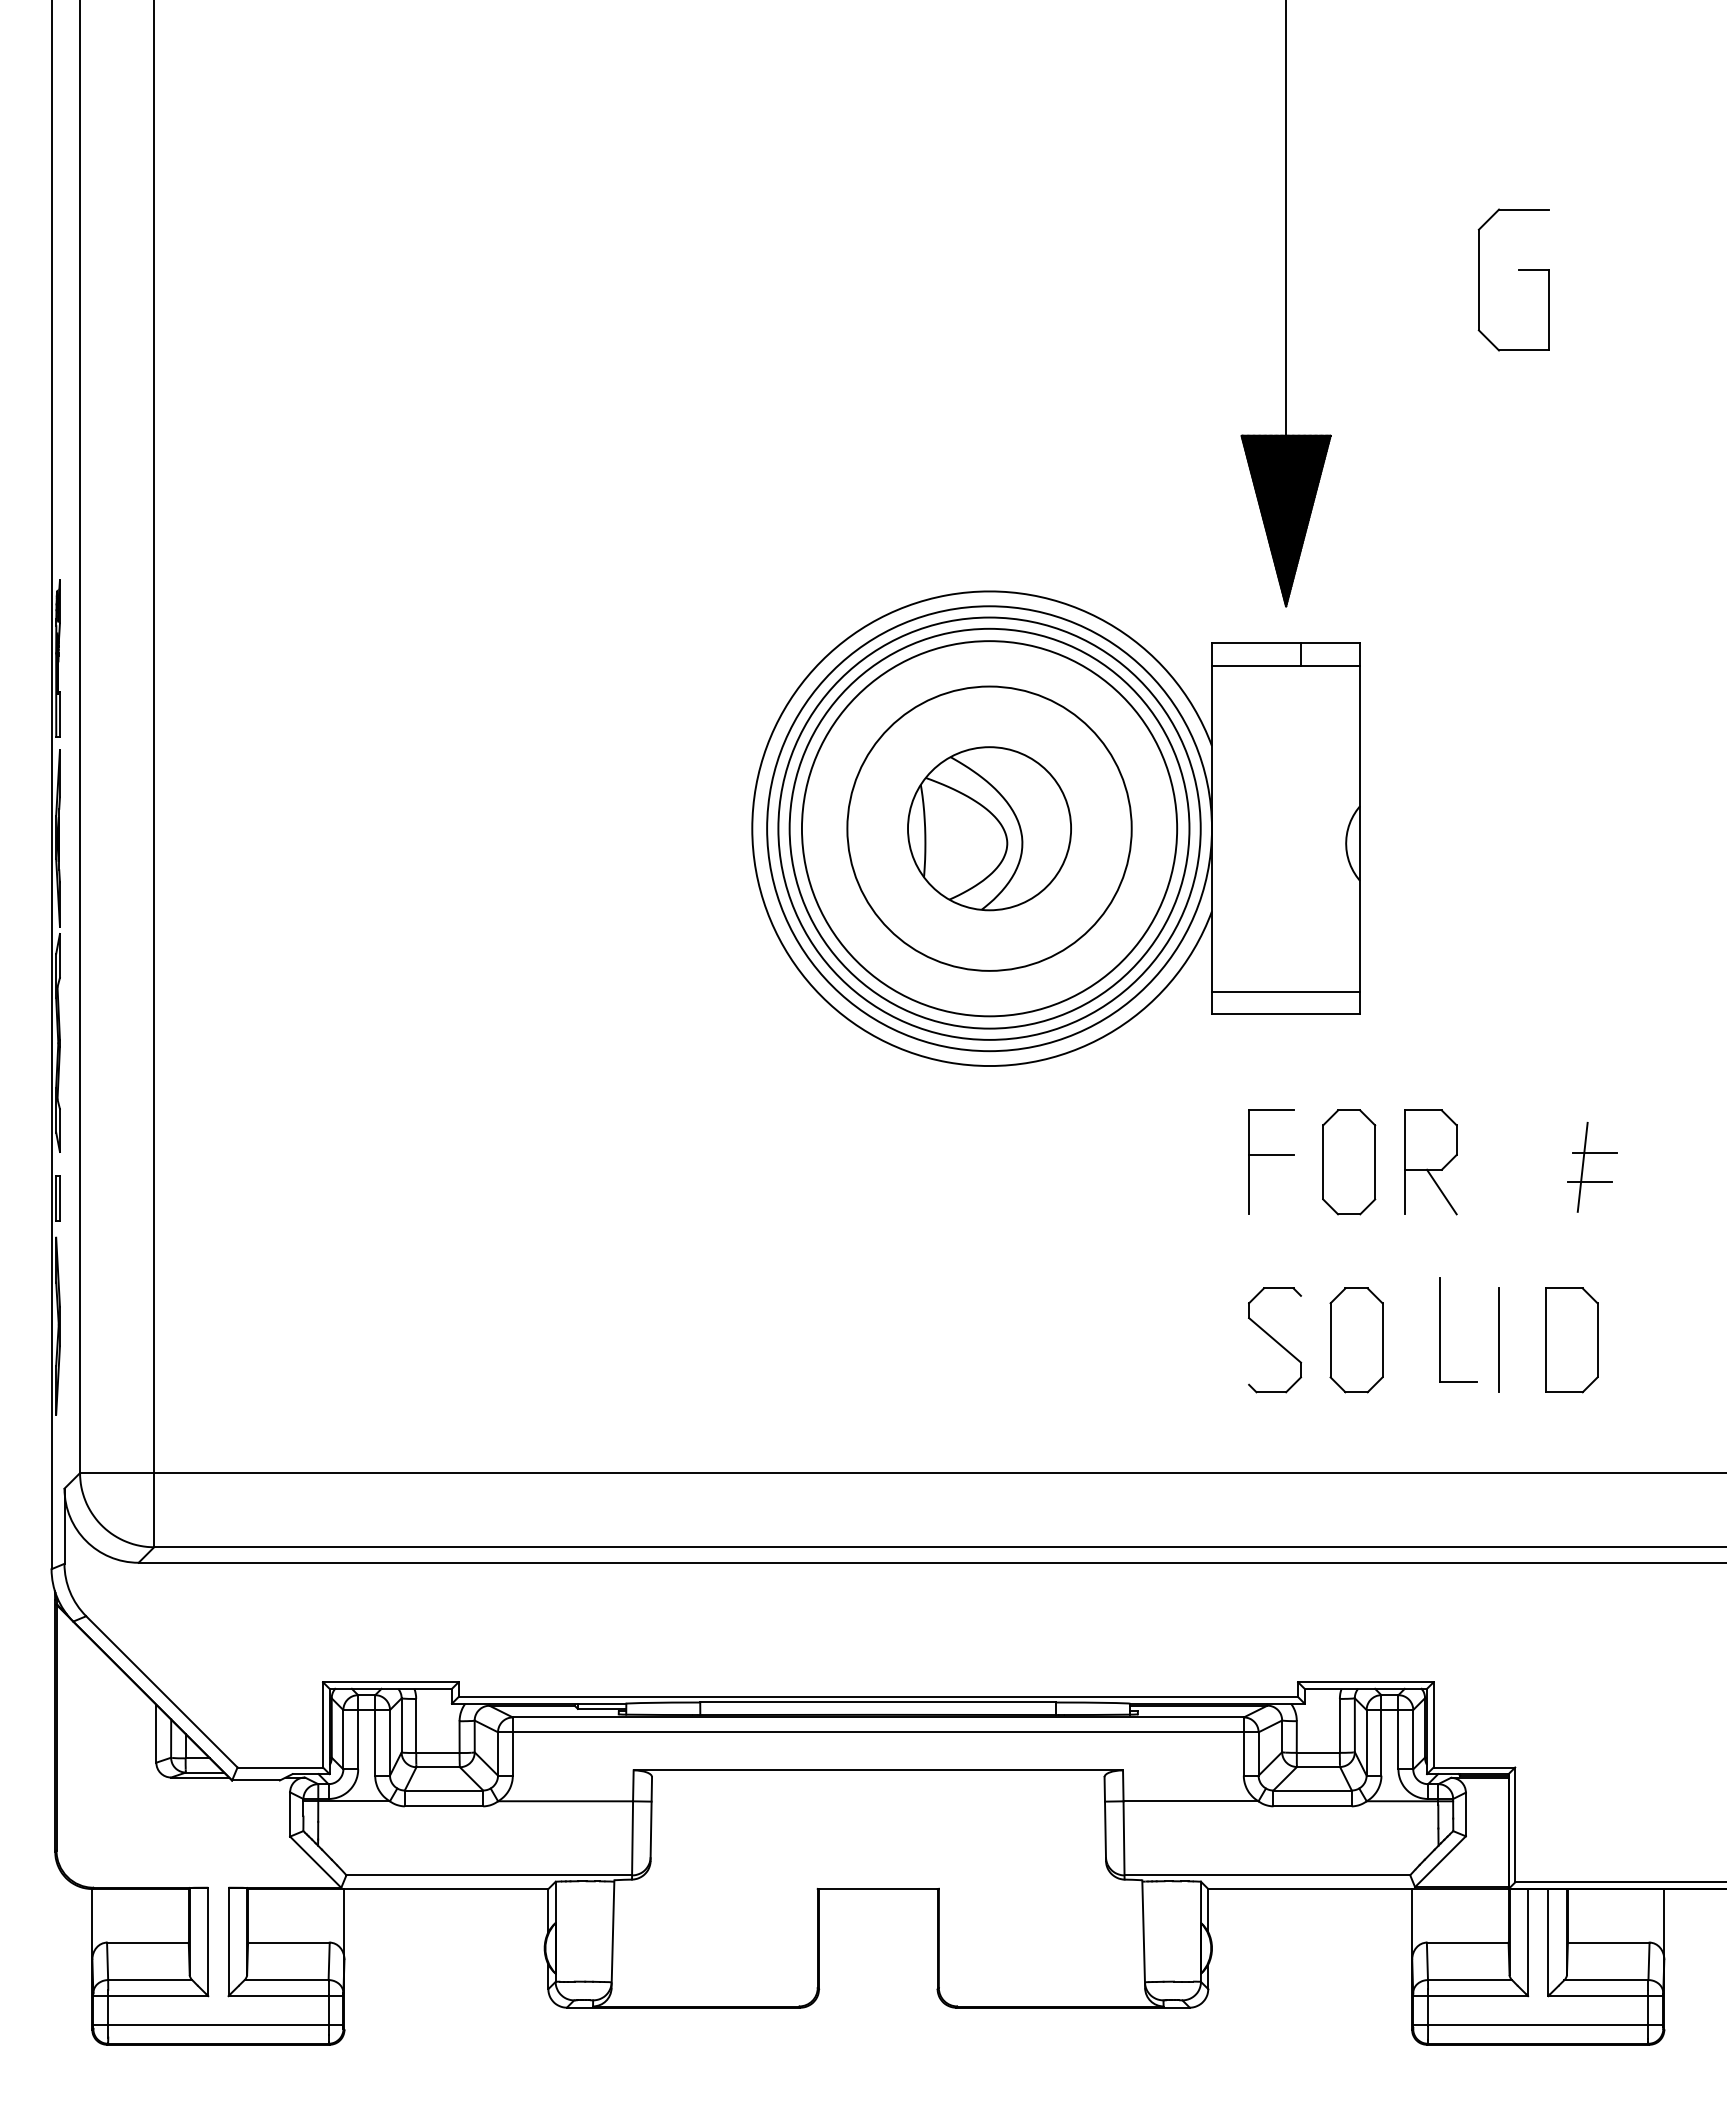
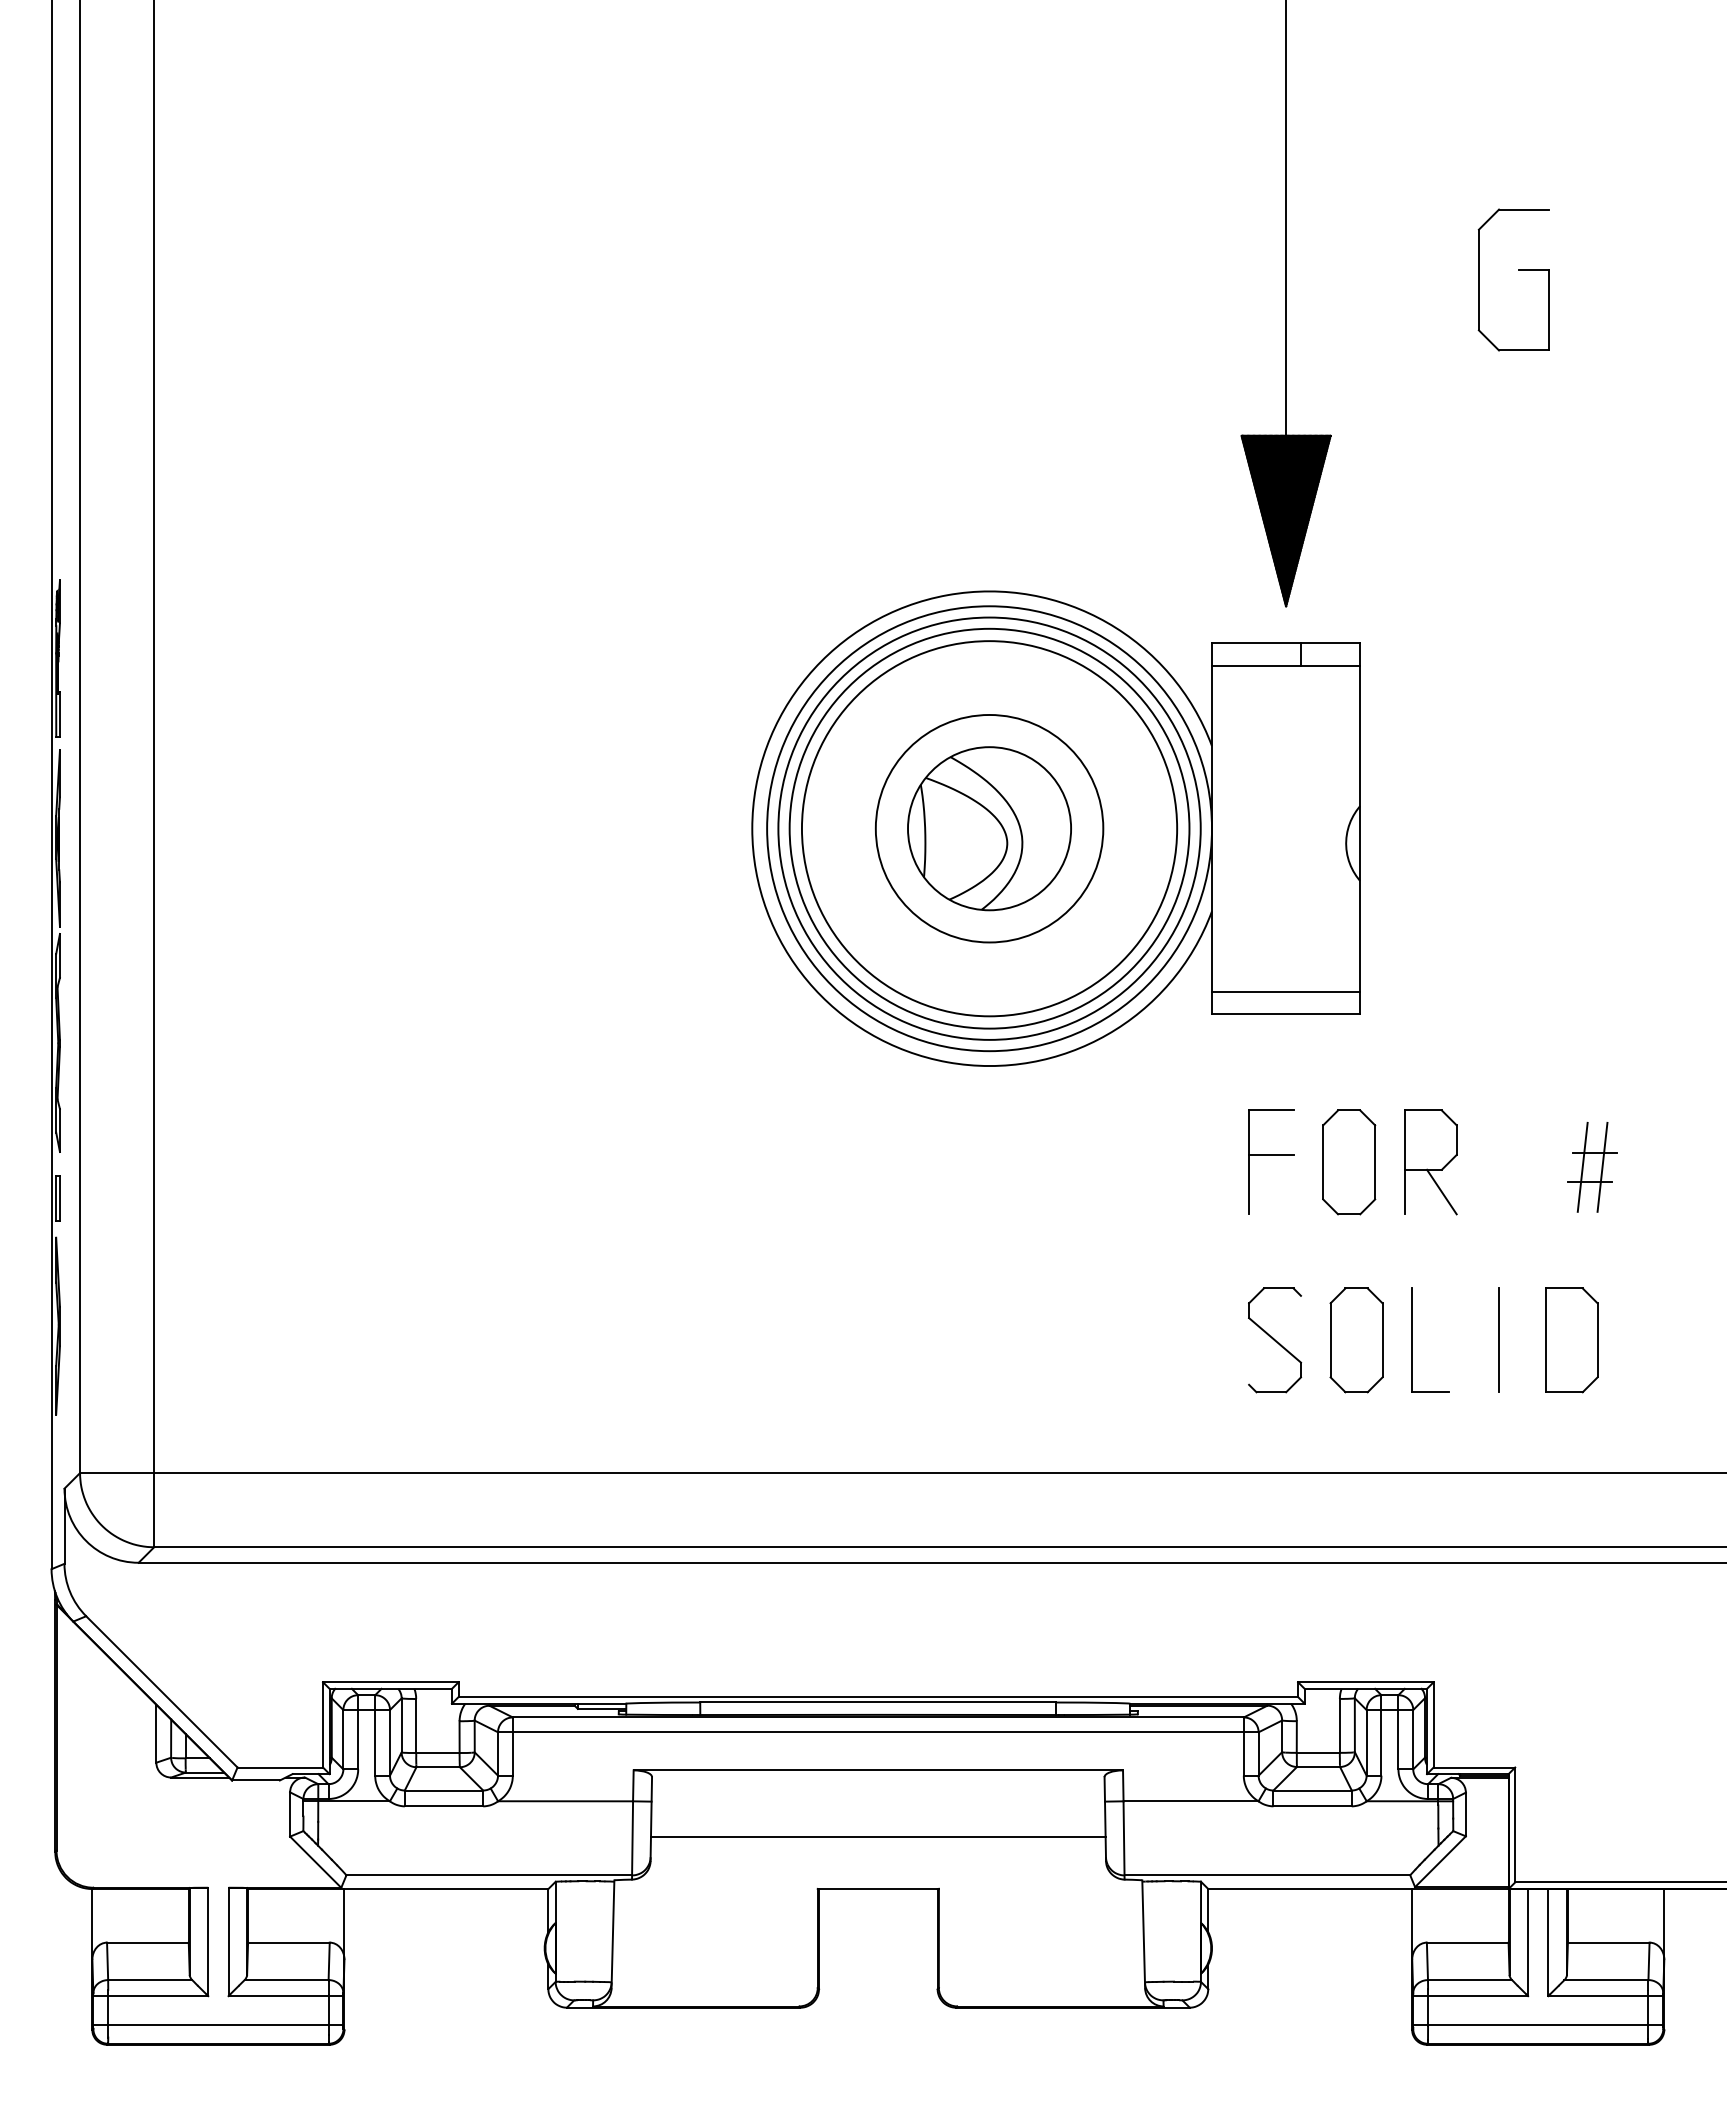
circle diameter: 284 px -> 227 px (989, 828)
line: none -> present (1602, 1166)
part position: (1440, 1329) -> (1412, 1339) (1412, 1339)
line: none -> present (878, 1837)
